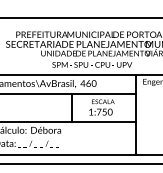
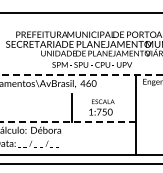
line position: (80, 18) -> (80, 13) (80, 13)
line: solid -> dashed (82, 75)
line: present -> none (68, 93)
line: solid -> dashed (68, 122)
